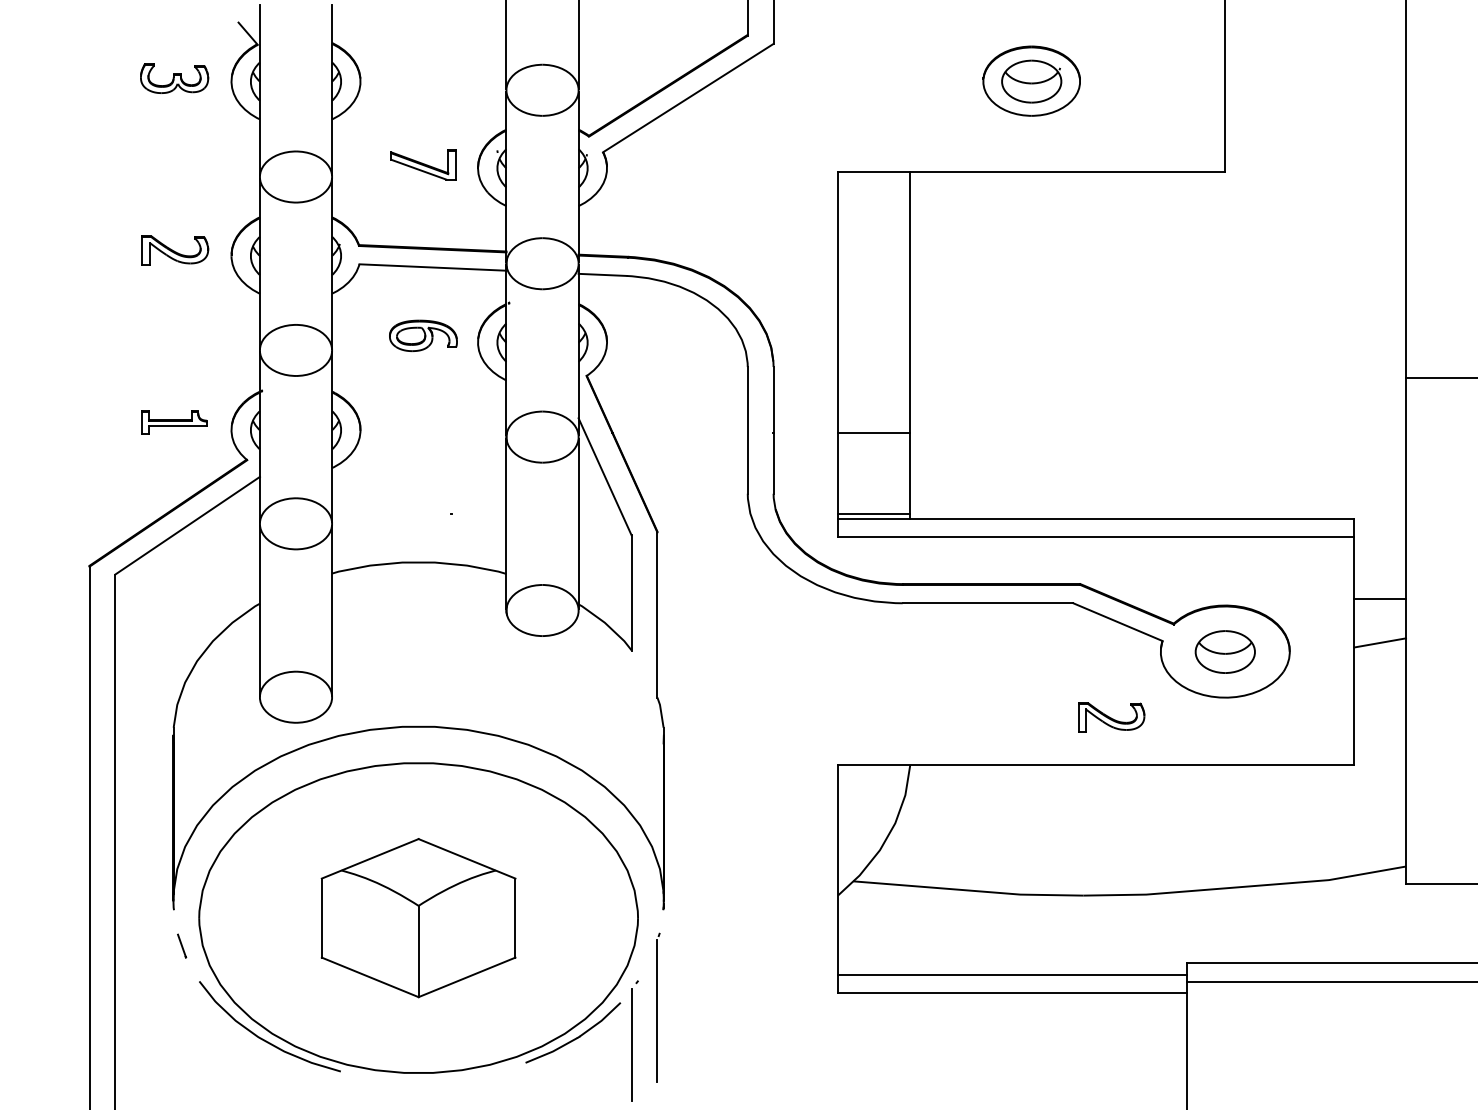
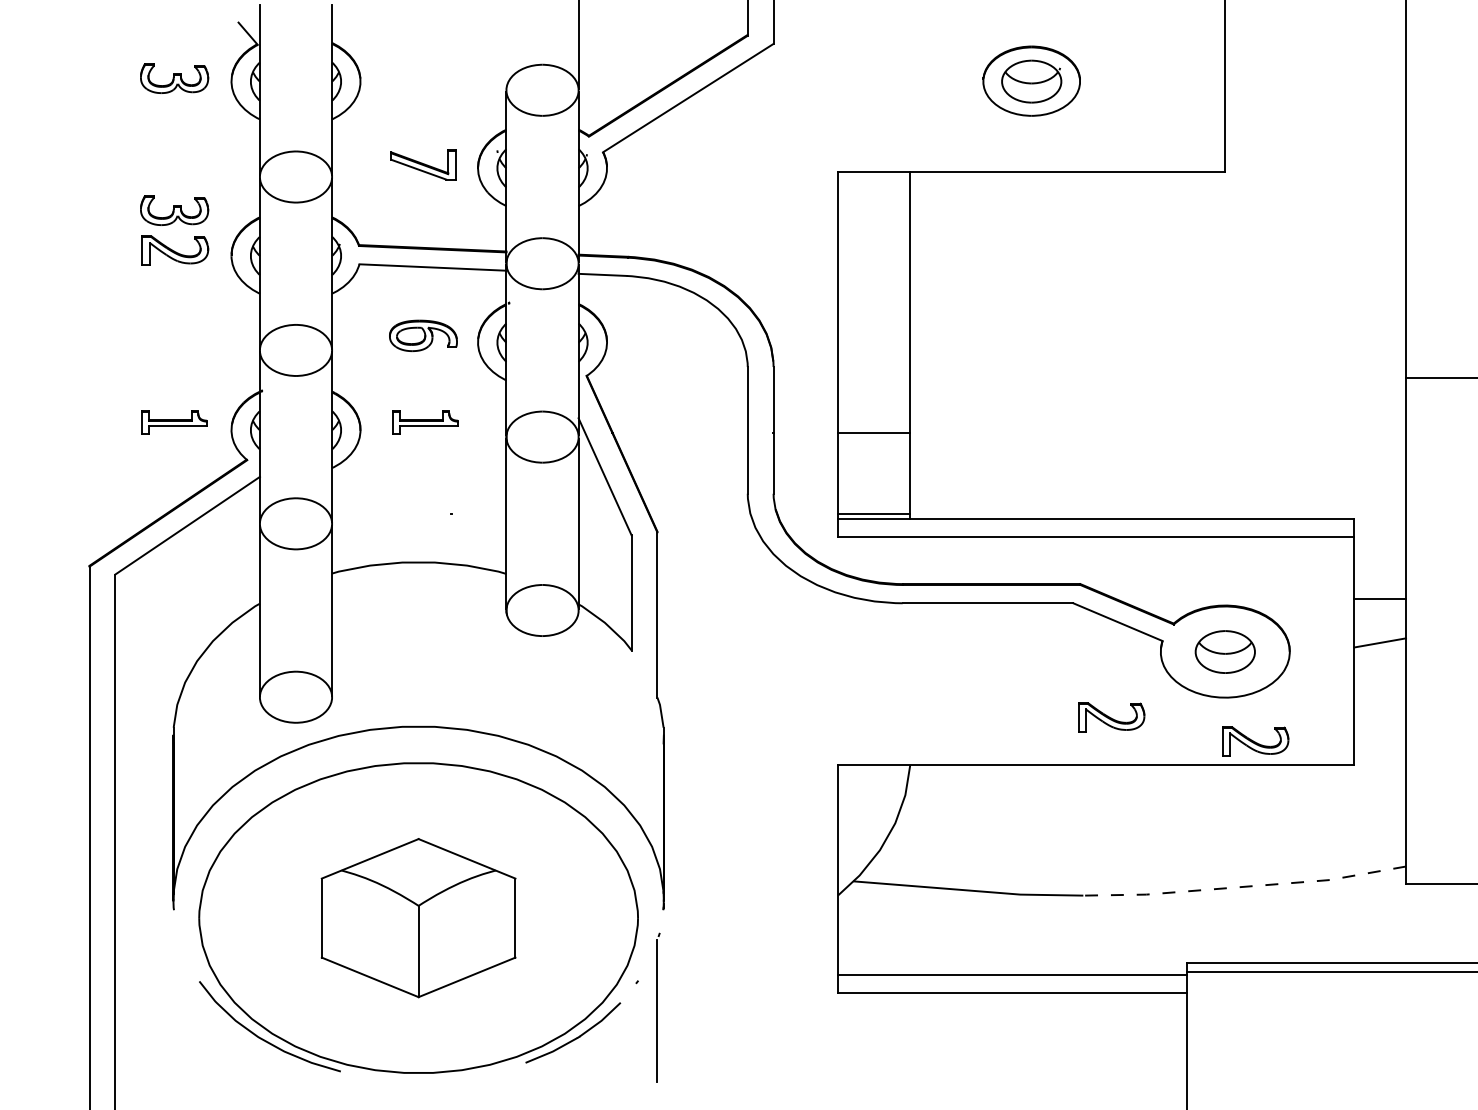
line: present -> none (506, 45)
part: none -> present (174, 210)
part: none -> present (425, 422)
part: none -> present (1255, 741)
line: solid -> dashed (1245, 886)
line: present -> none (182, 945)
line position: (1330, 981) -> (1330, 971) (1330, 971)
line: present -> none (631, 1044)
